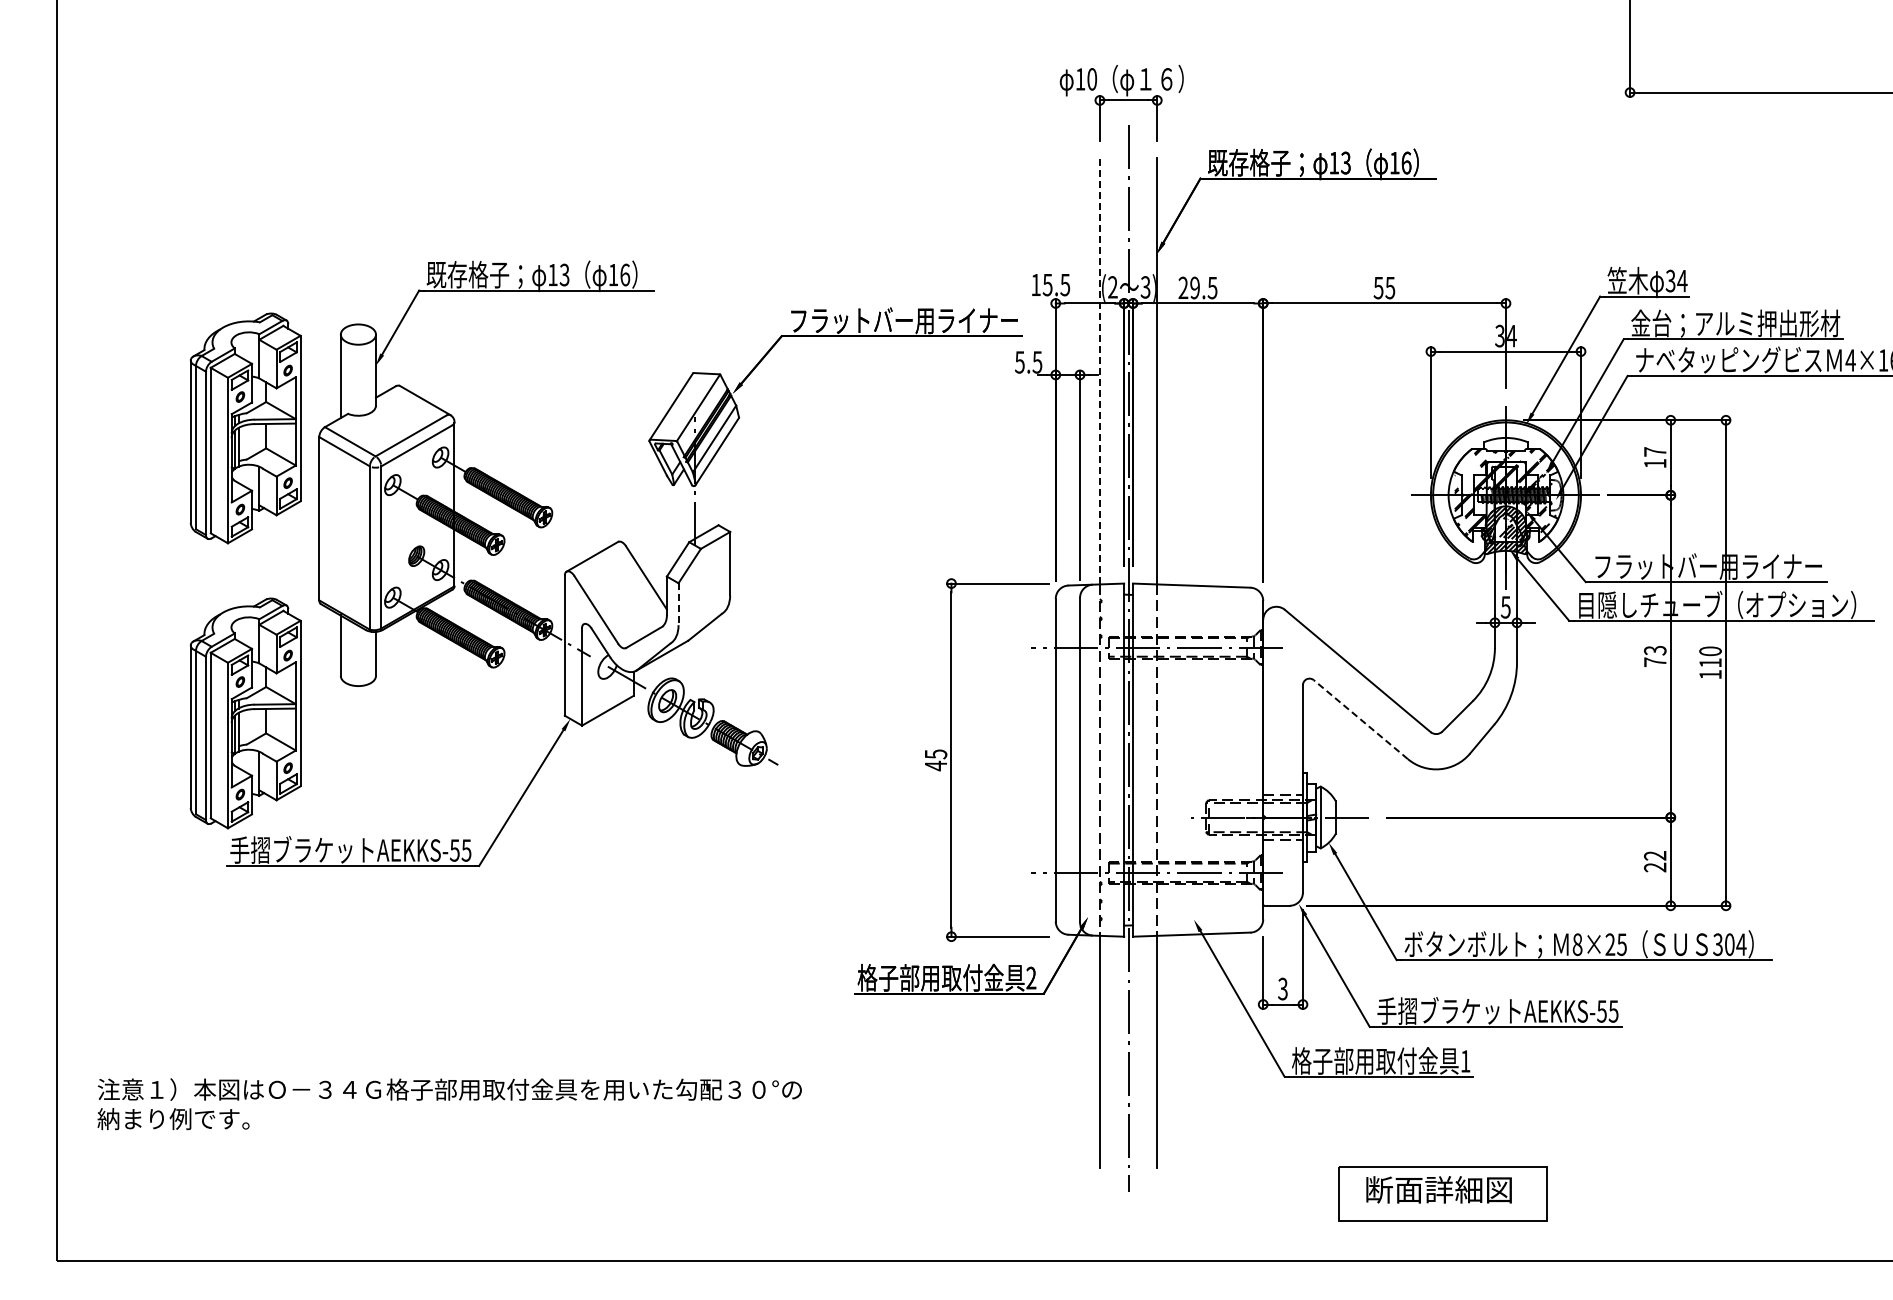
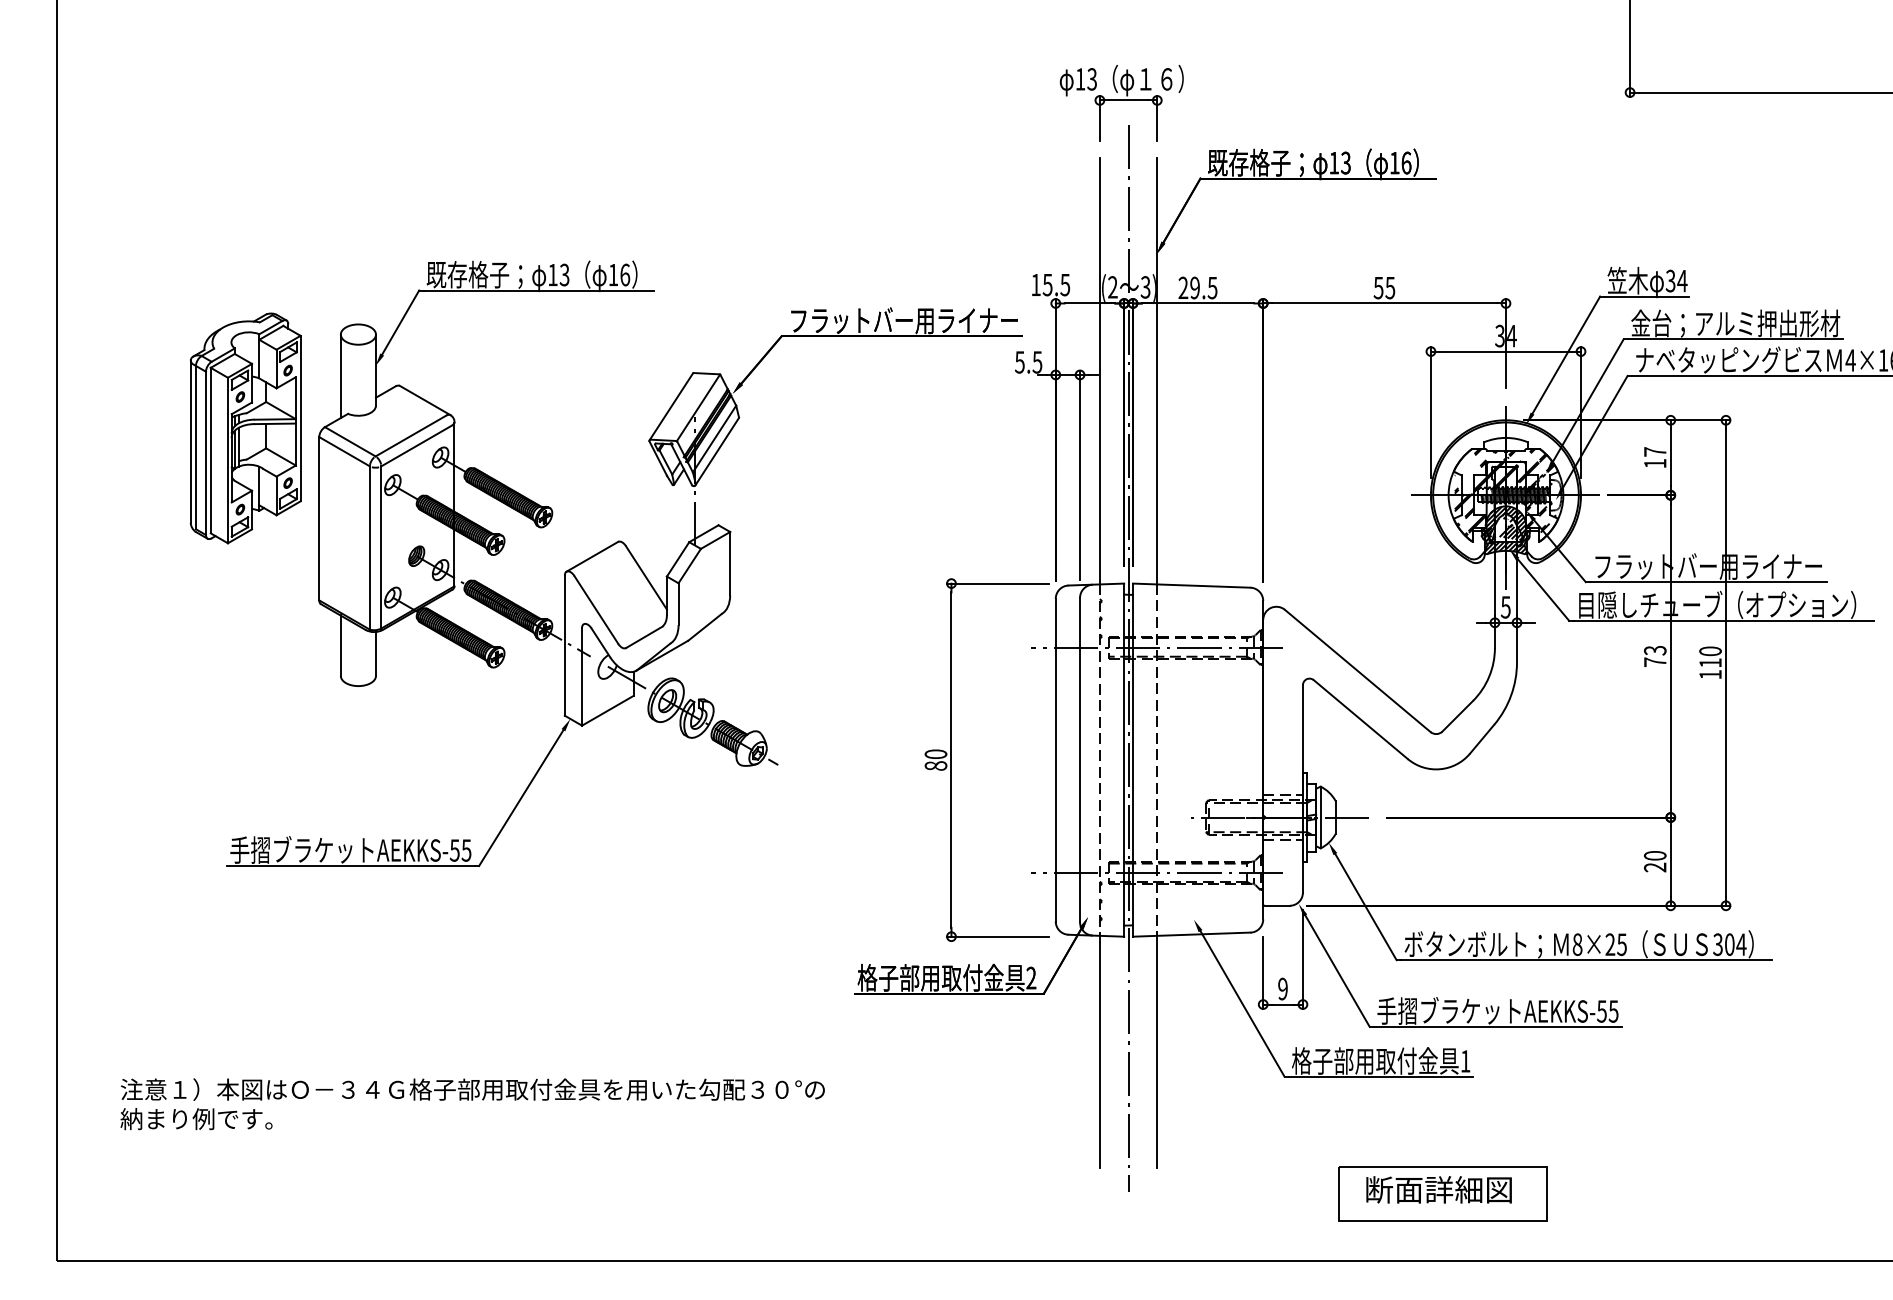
text: 10 -> 13 (1092, 79)
line: dashed -> solid (1099, 370)
line: dashed -> solid (678, 604)
part: present -> none (245, 713)
line: dashed -> solid (1360, 719)
text: 45 -> 80 (935, 760)
text: 22 -> 20 (1655, 855)
text: 3 -> 9 (1282, 989)
text position: (449, 1104) -> (472, 1104) (472, 1104)
